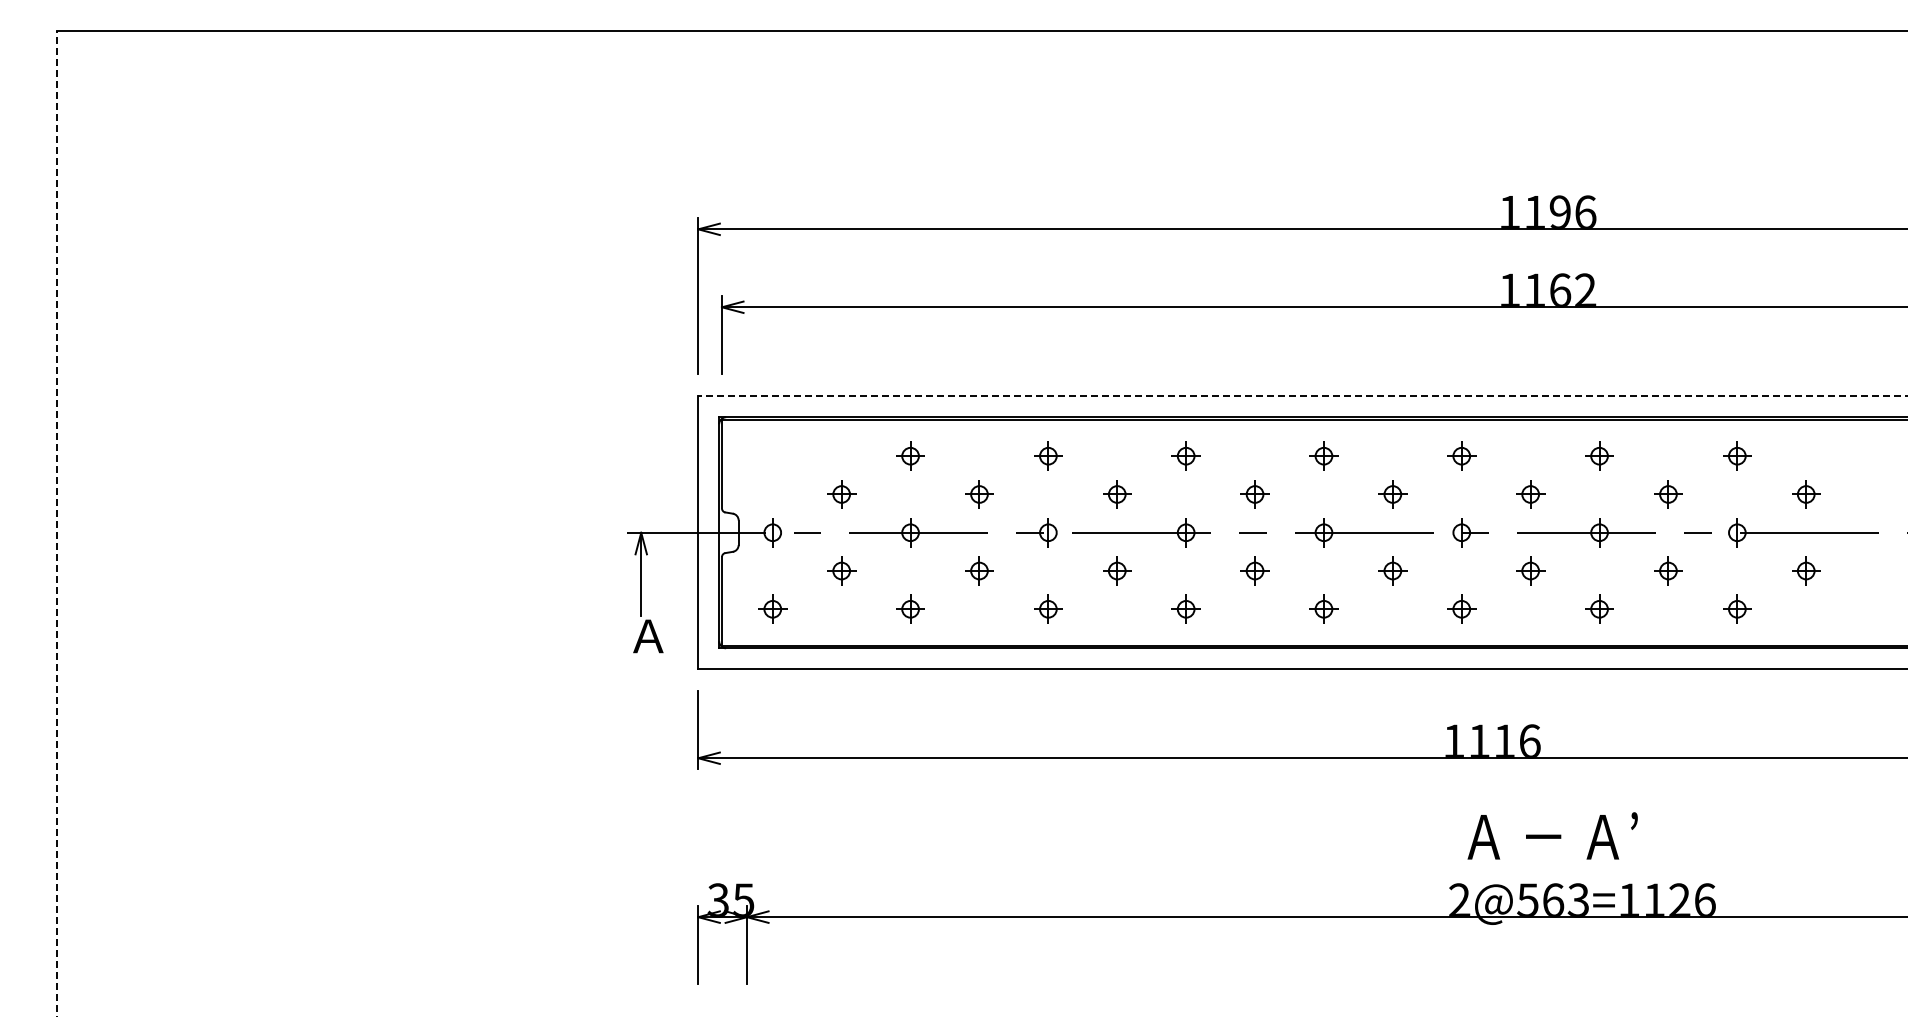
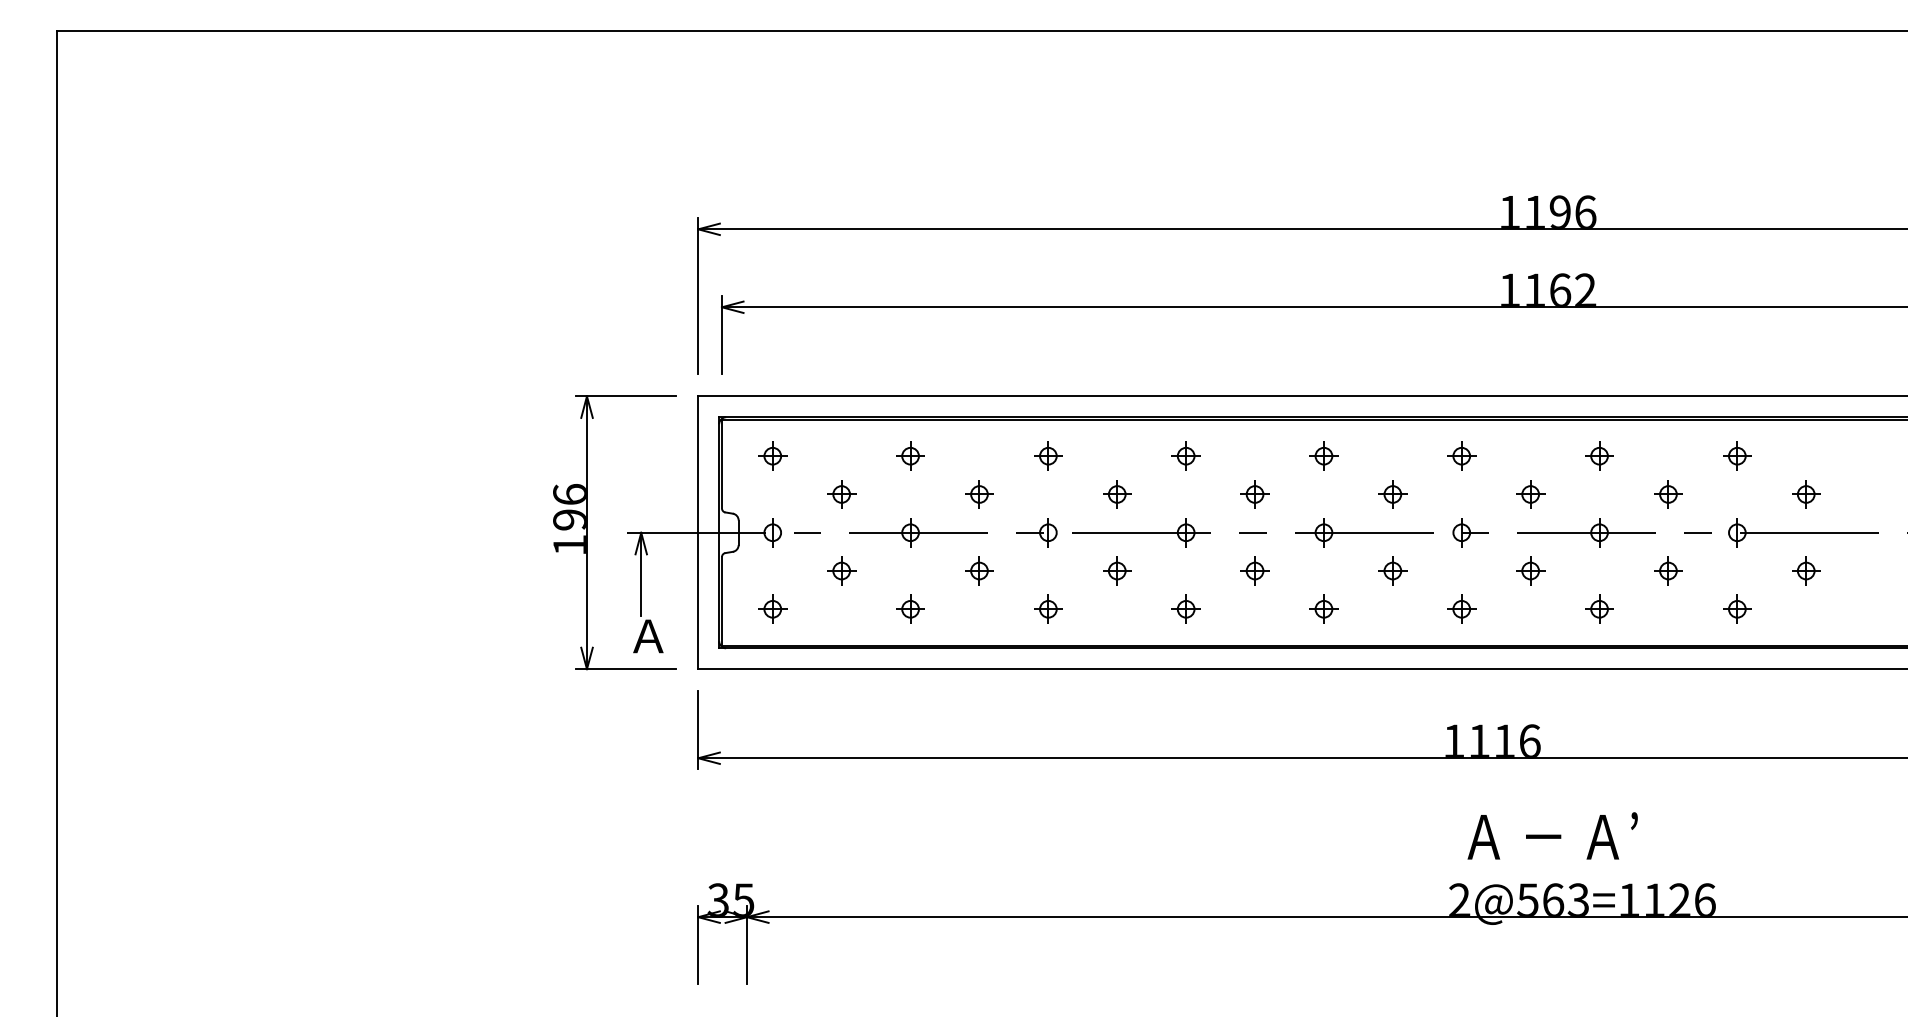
line: dashed -> solid (1302, 396)
part: none -> present (772, 455)
line: dashed -> solid (57, 523)
part: none -> present (587, 532)
